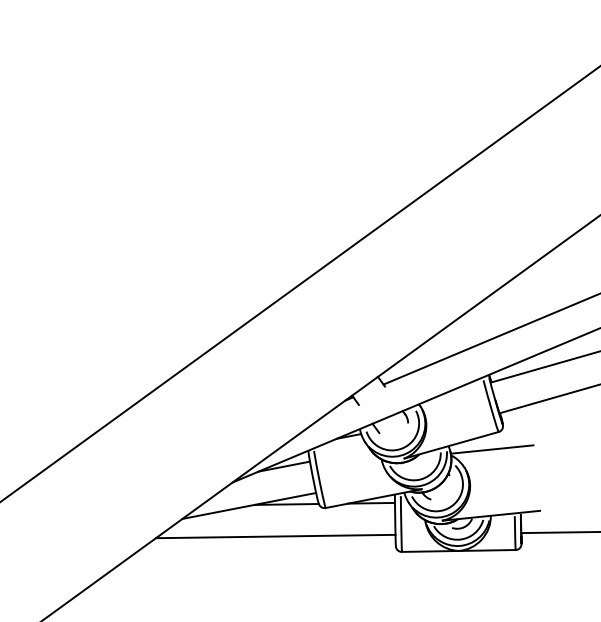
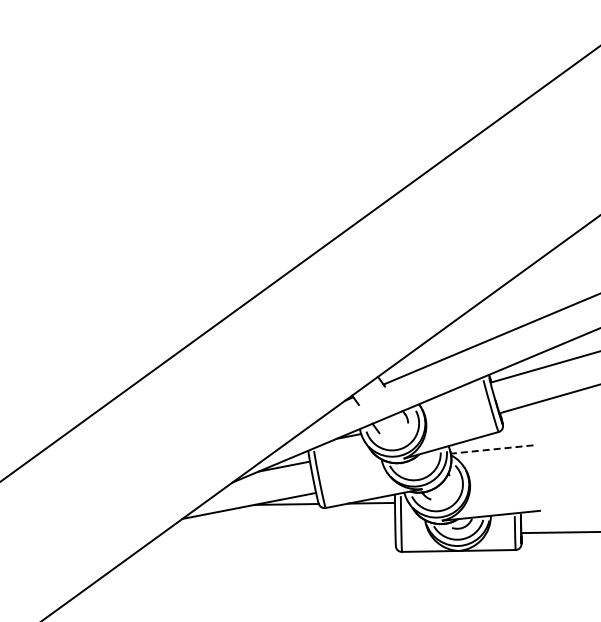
line position: (299, 283) -> (299, 263) (299, 263)
line: solid -> dashed (491, 449)
line: present -> none (275, 536)
